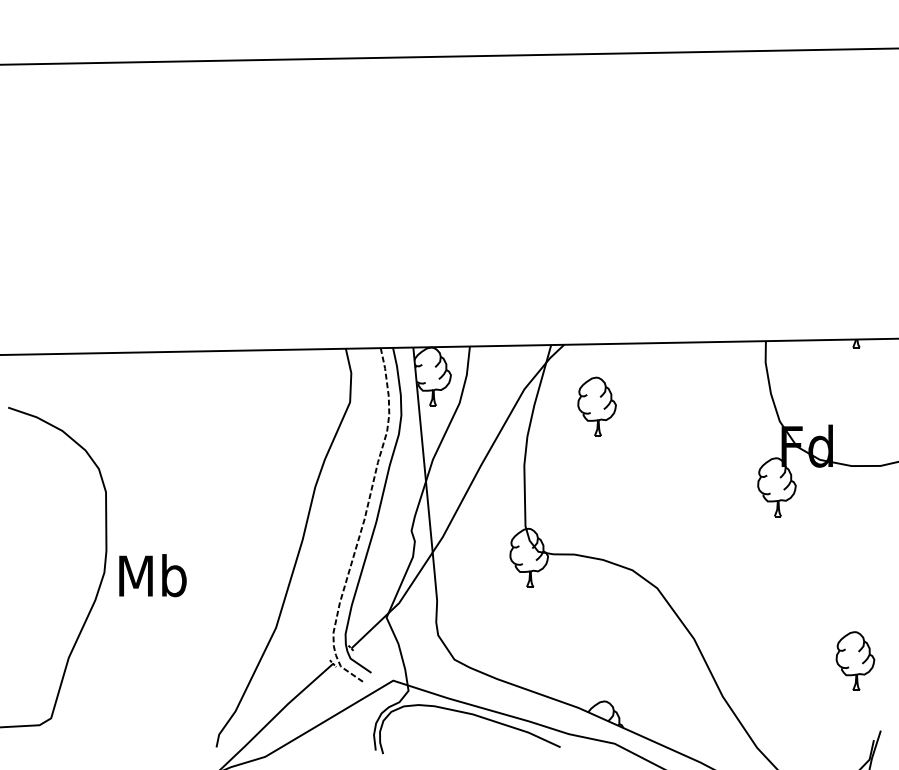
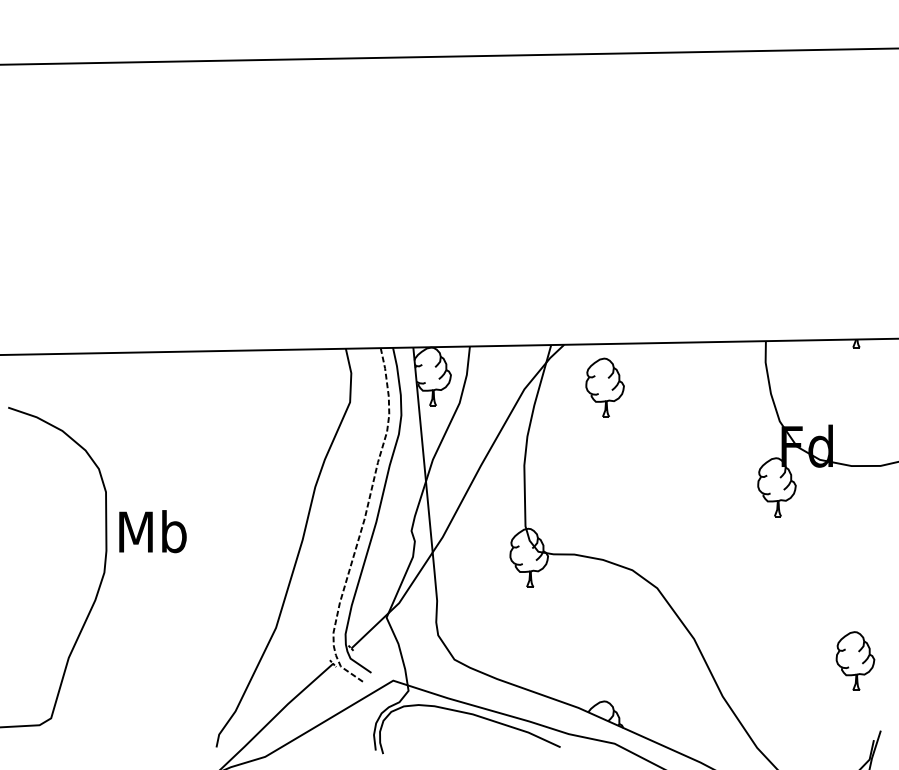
part position: (596, 406) -> (604, 387) (604, 387)
text position: (152, 575) -> (152, 531) (152, 531)
